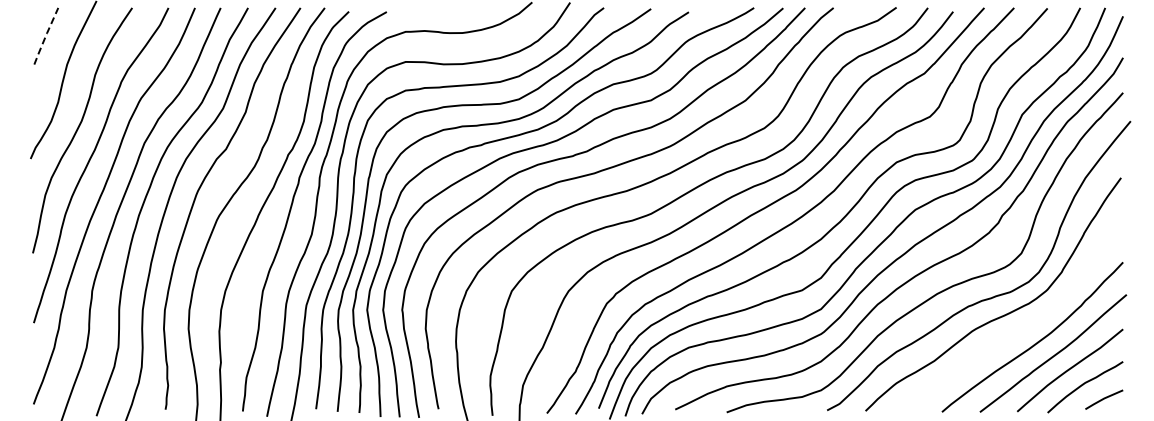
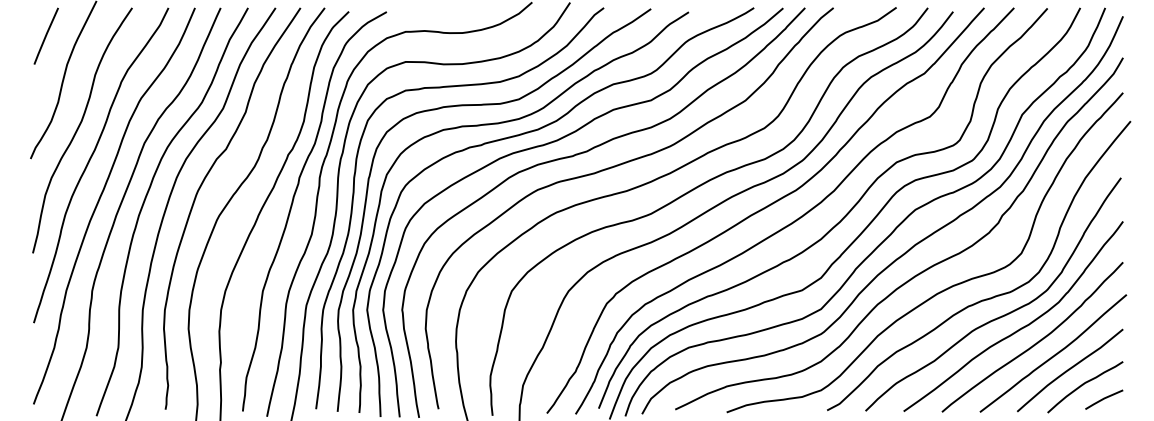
line: dashed -> solid (45, 36)
curve: none -> present (1019, 328)
